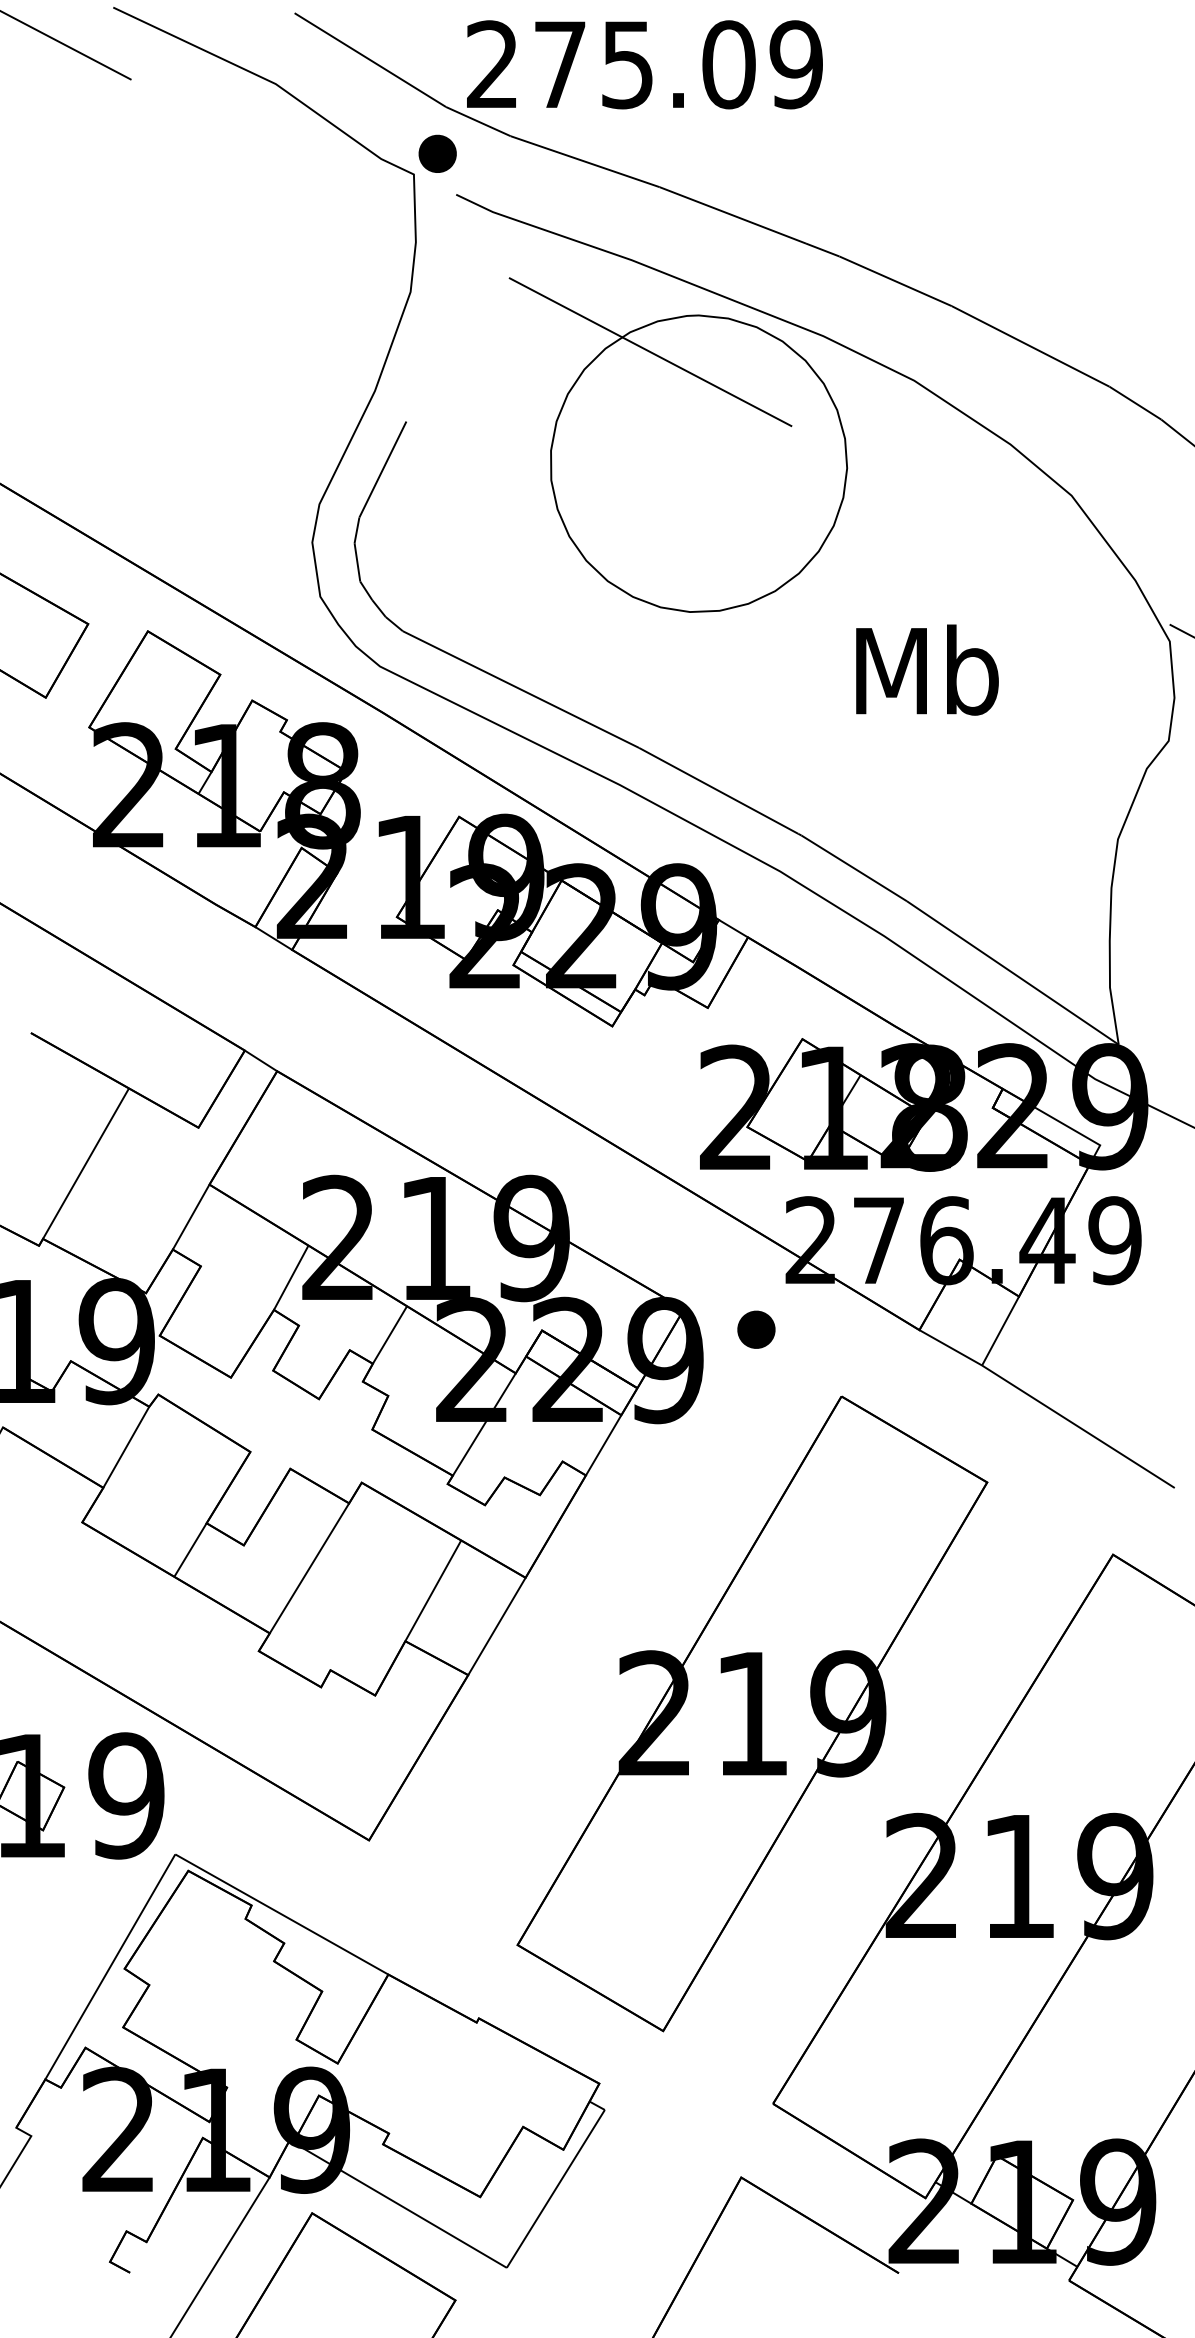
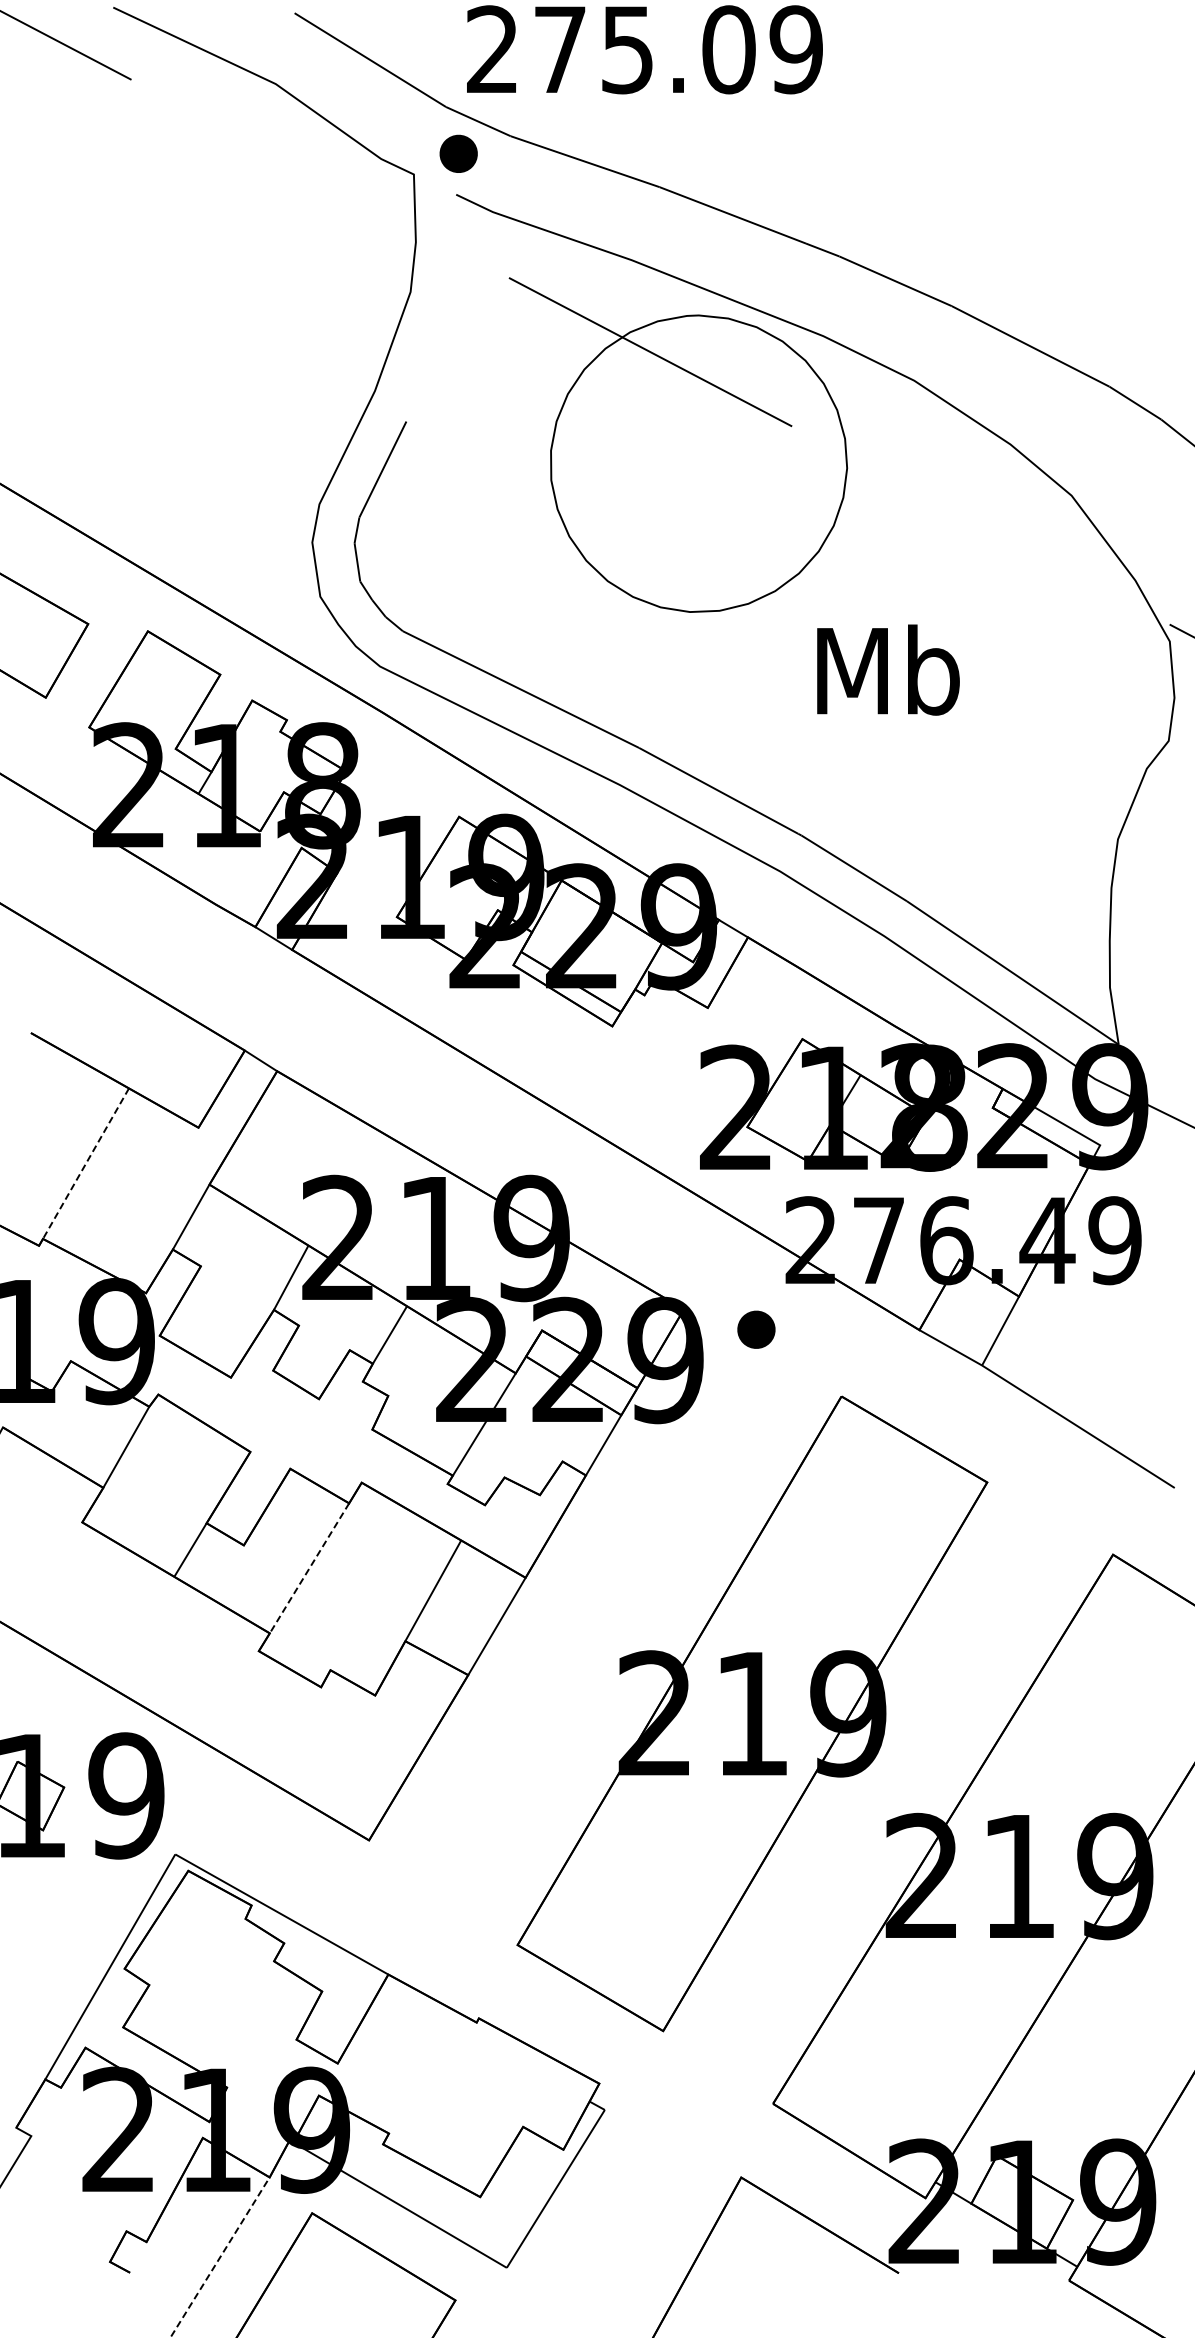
text position: (644, 64) -> (644, 49) (644, 49)
part position: (437, 153) -> (458, 153) (458, 153)
text position: (927, 669) -> (888, 669) (888, 669)
line: solid -> dashed (86, 1163)
line: solid -> dashed (309, 1568)
line: solid -> dashed (220, 2257)
